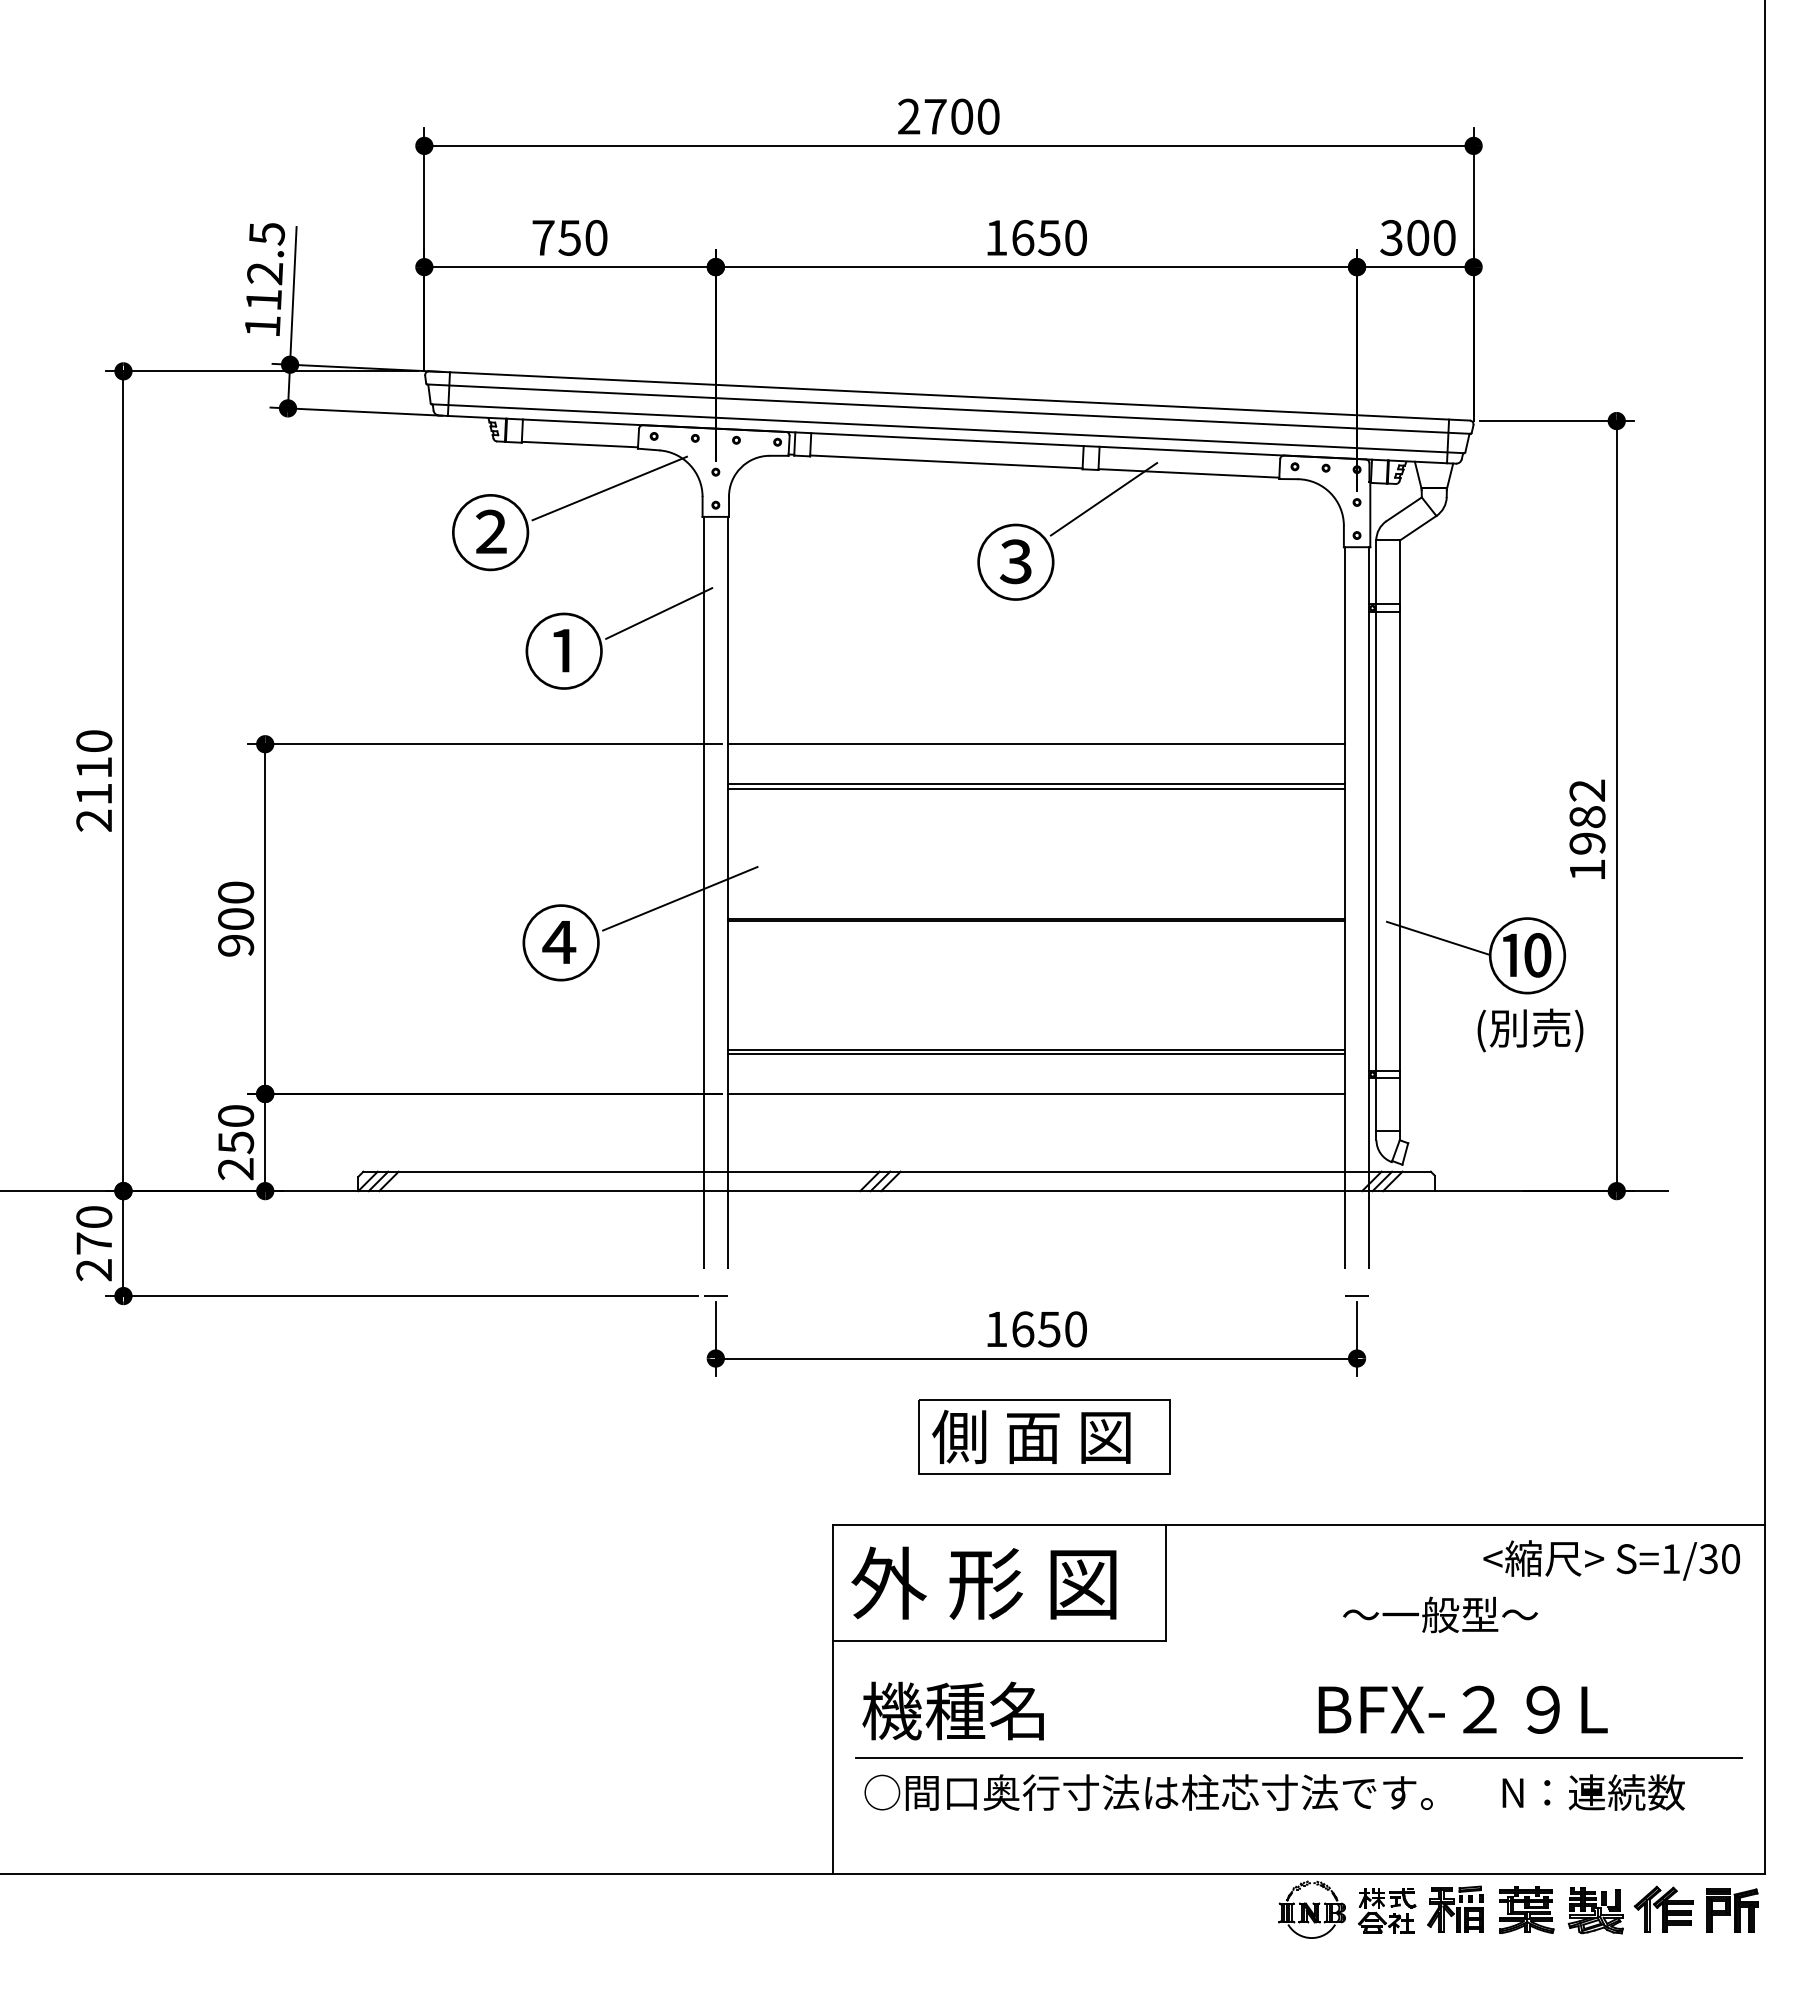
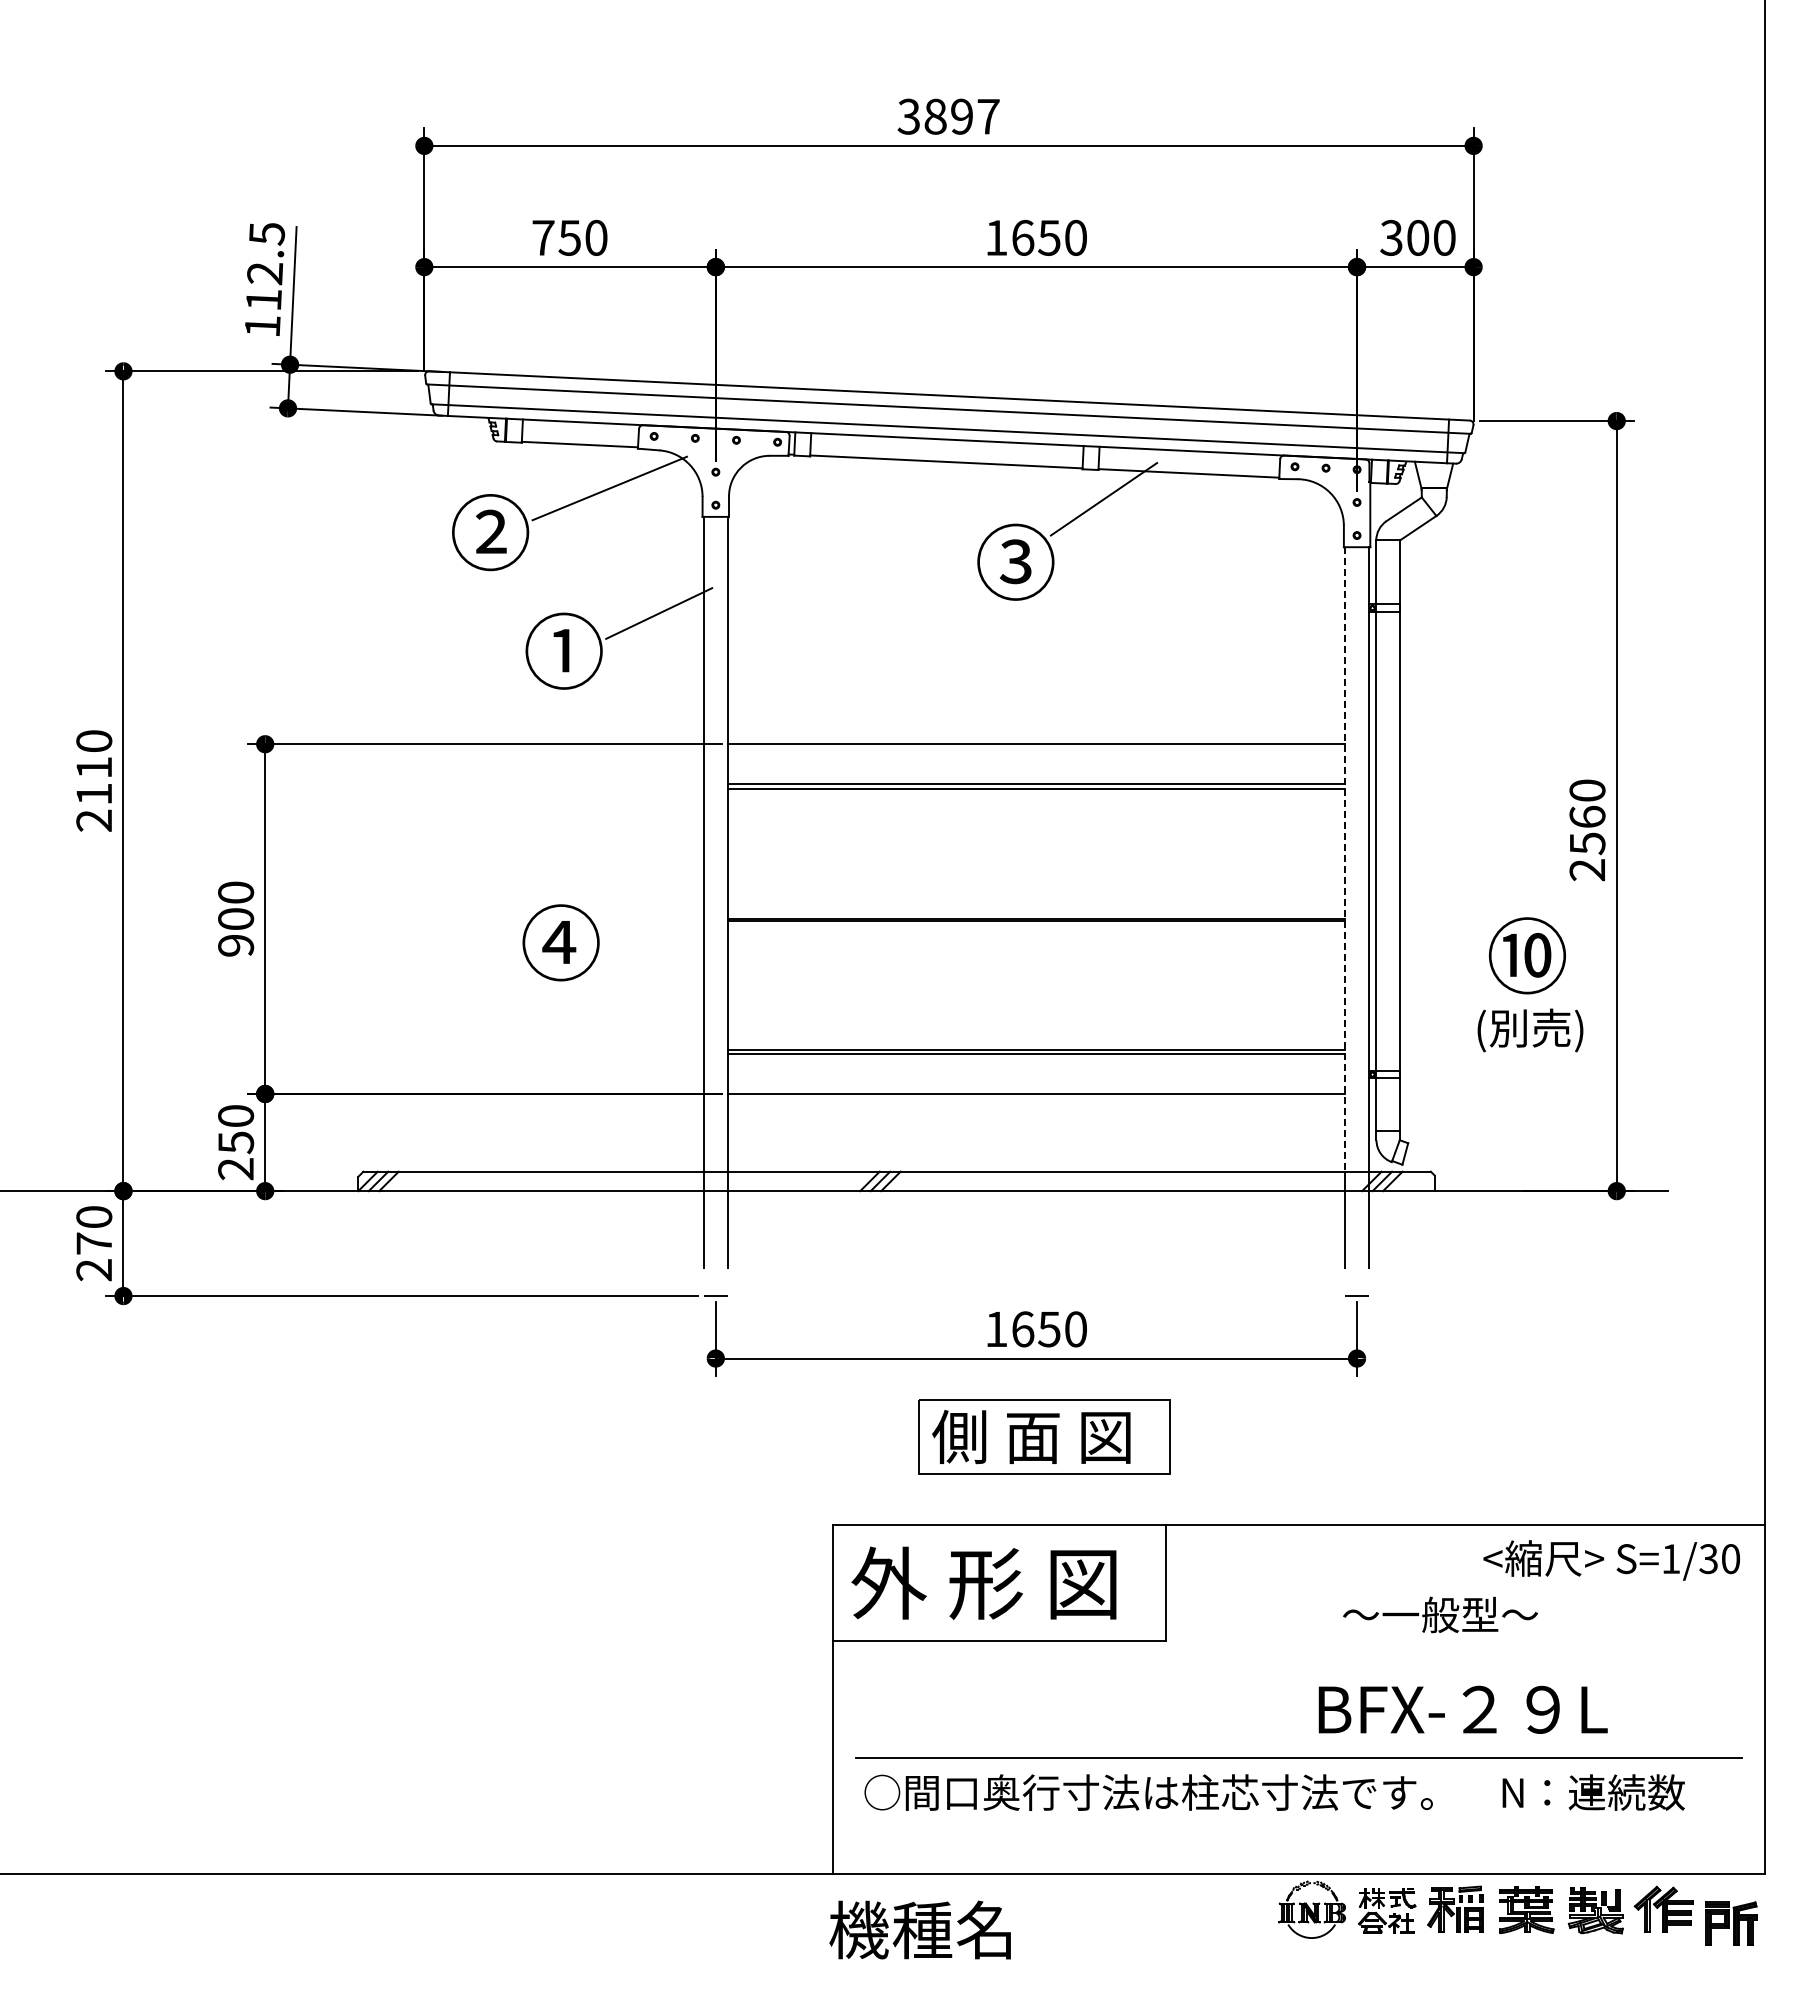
text: 2700 -> 3897 (948, 116)
text: 1982 -> 2560 (1587, 830)
line: solid -> dashed (1345, 859)
line: present -> none (680, 898)
line: present -> none (1437, 937)
text position: (952, 1710) -> (919, 1929) (919, 1929)
part position: (1732, 1910) -> (1731, 1923) (1731, 1923)
